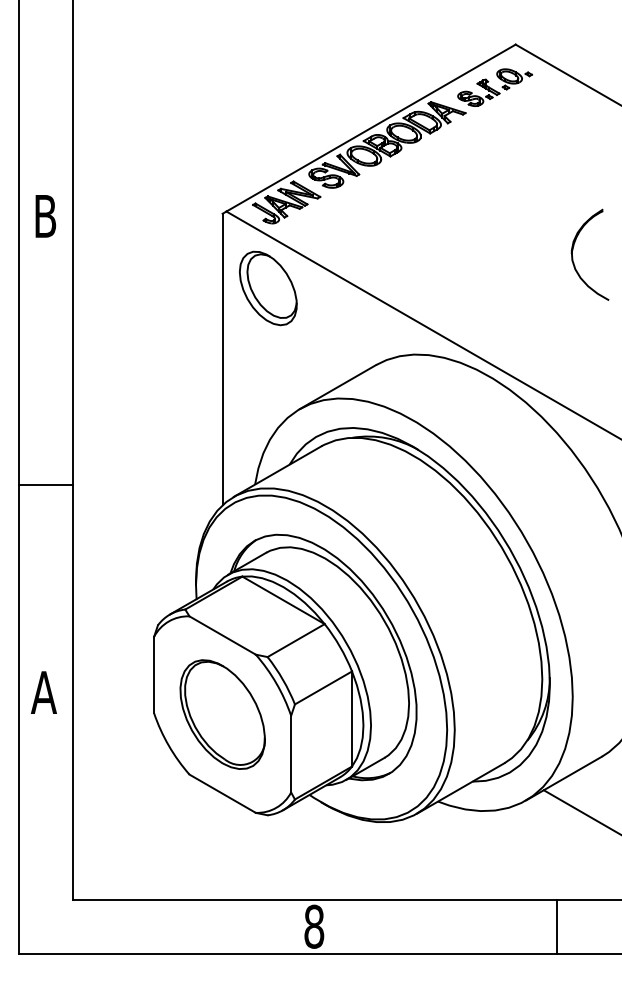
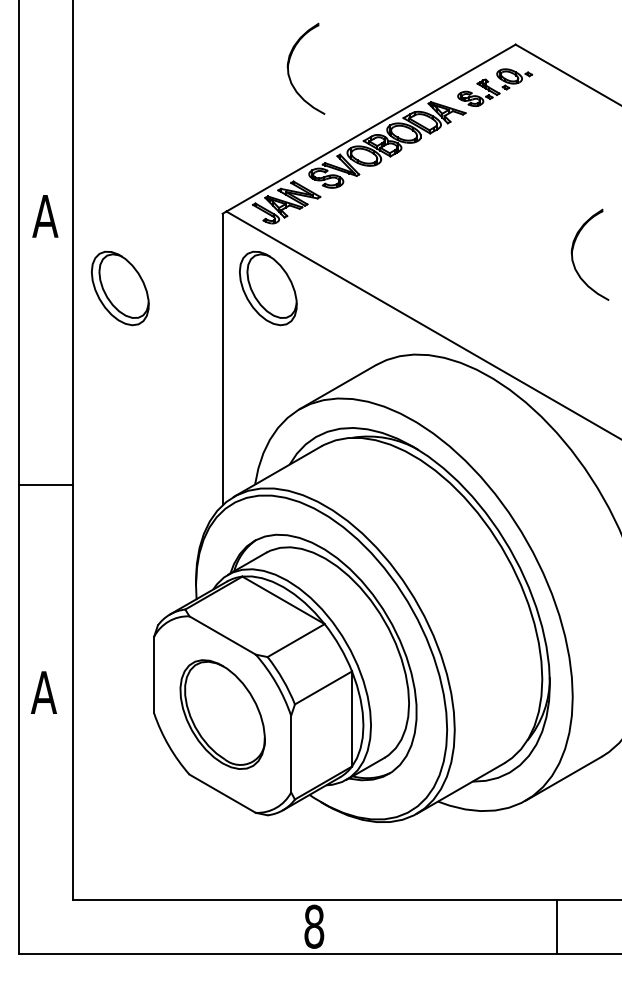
part: none -> present (289, 71)
text: B -> A (45, 216)
part: none -> present (120, 288)
line: present -> none (580, 811)
